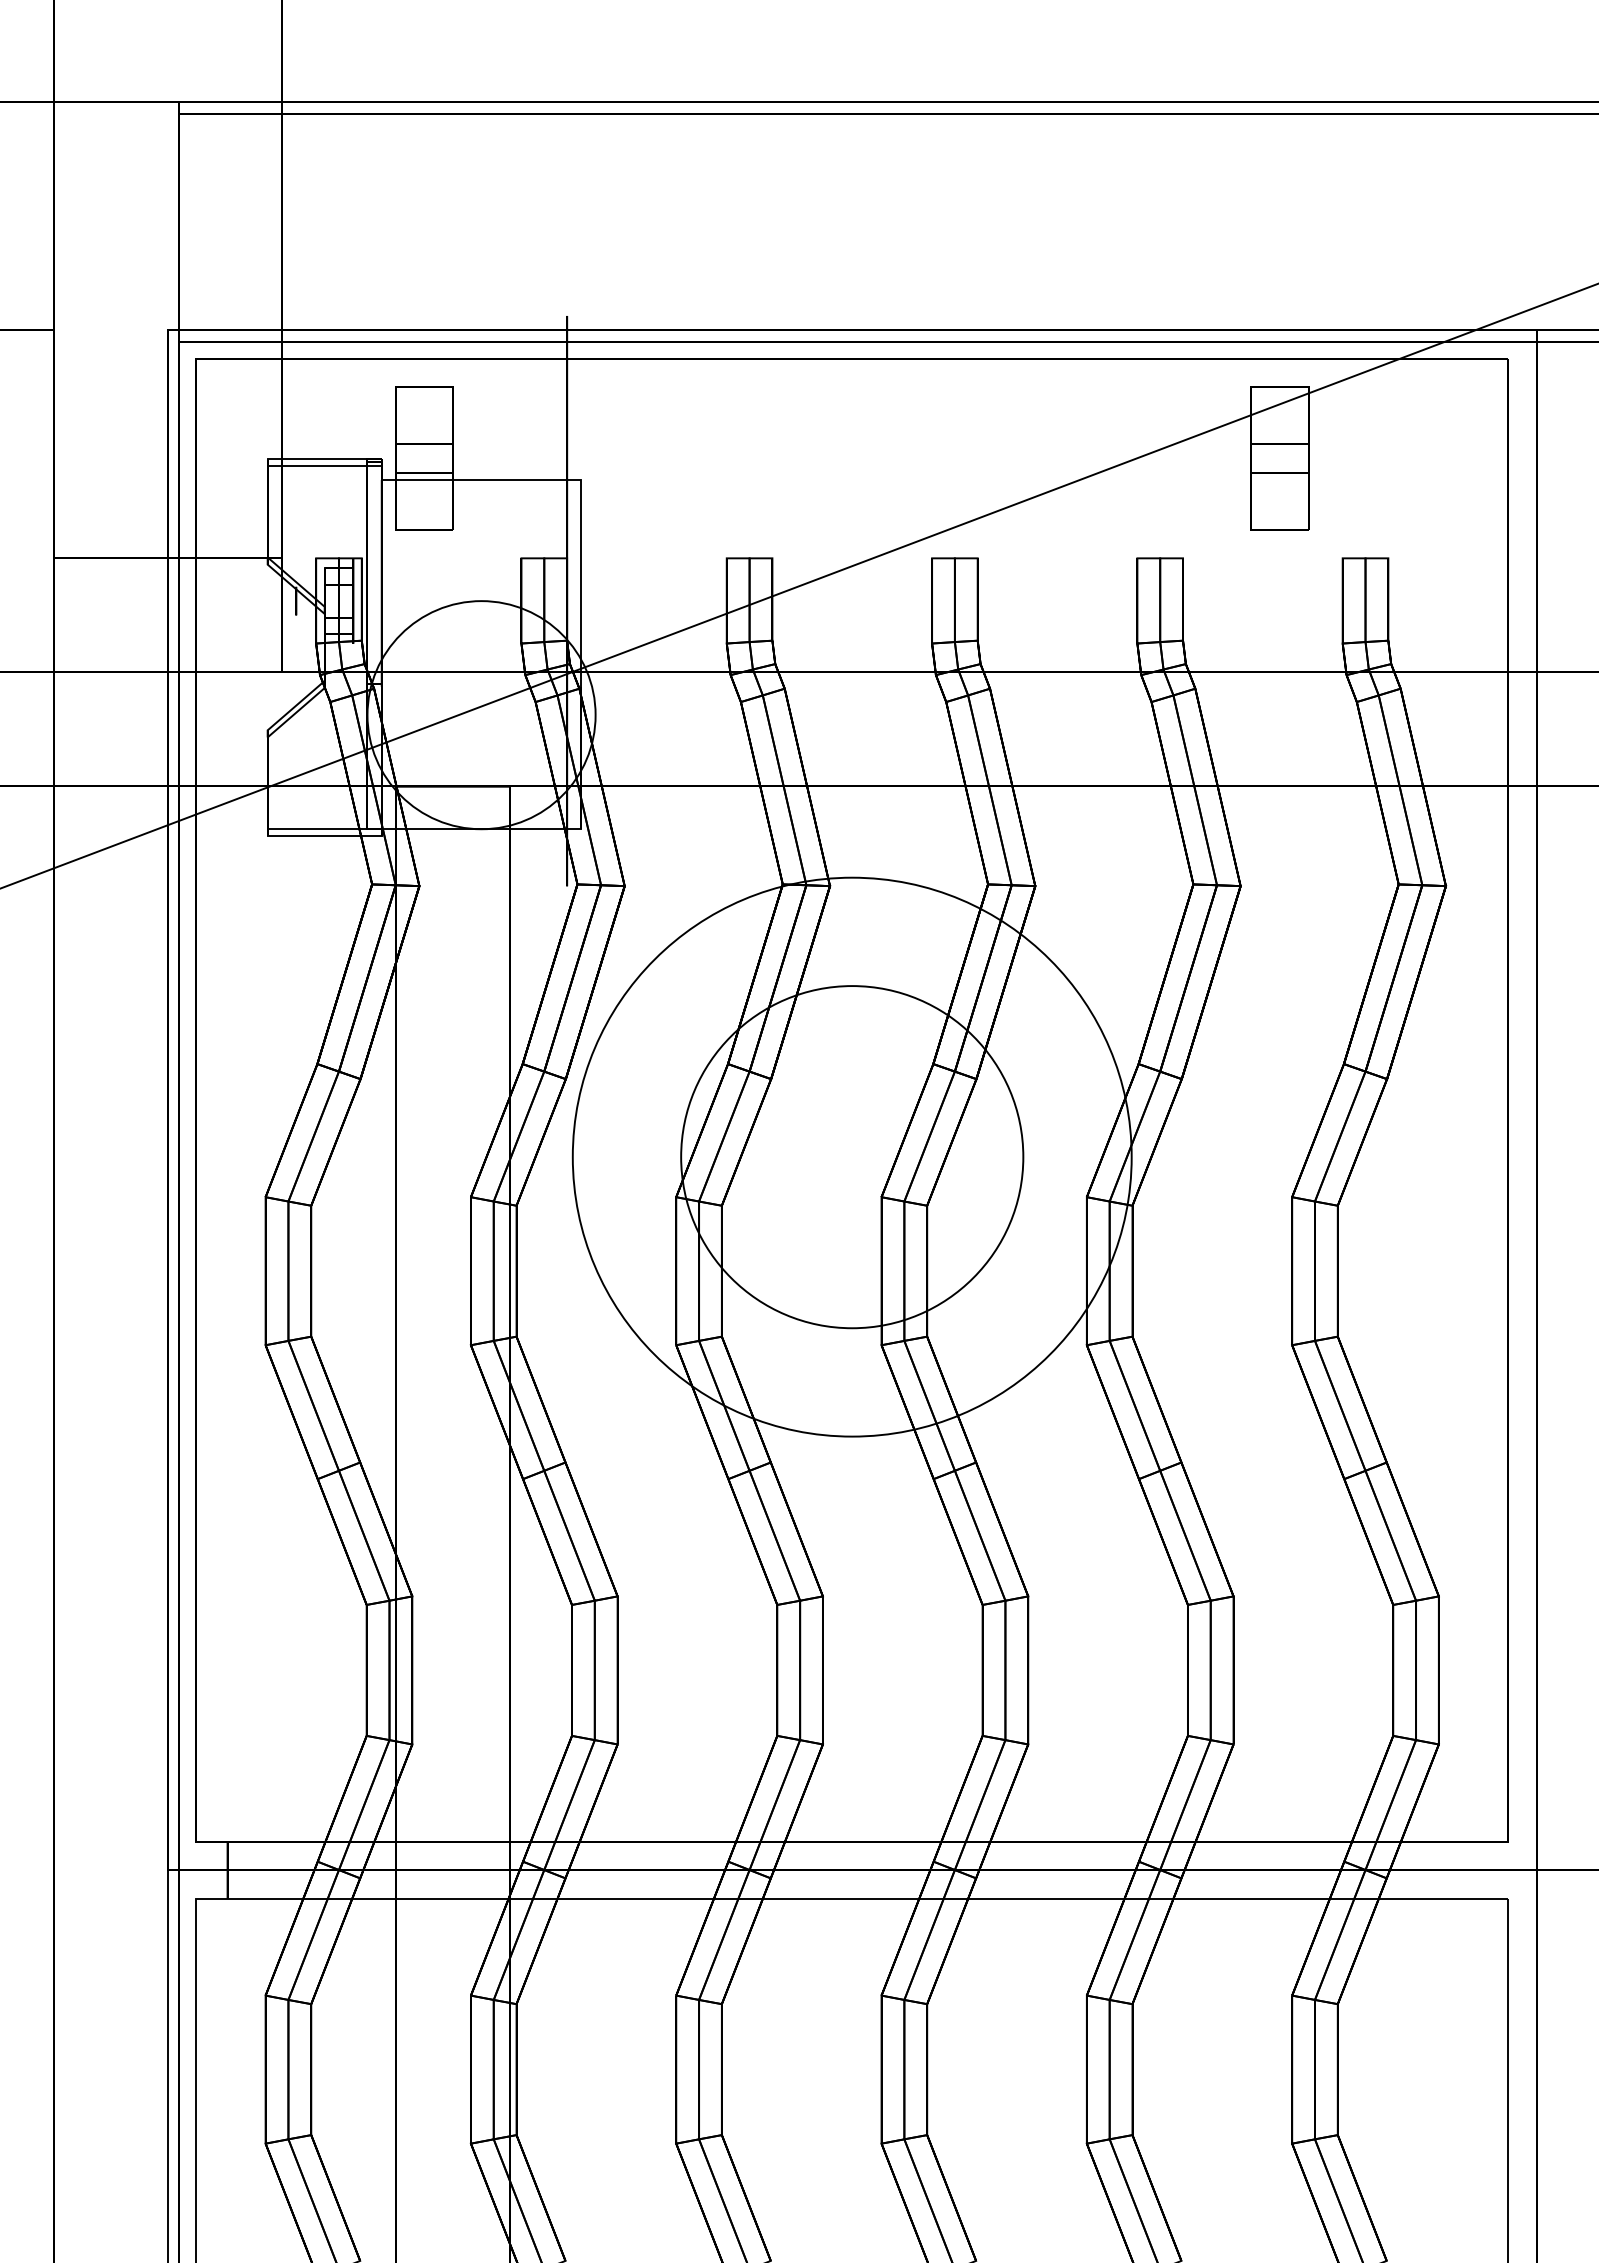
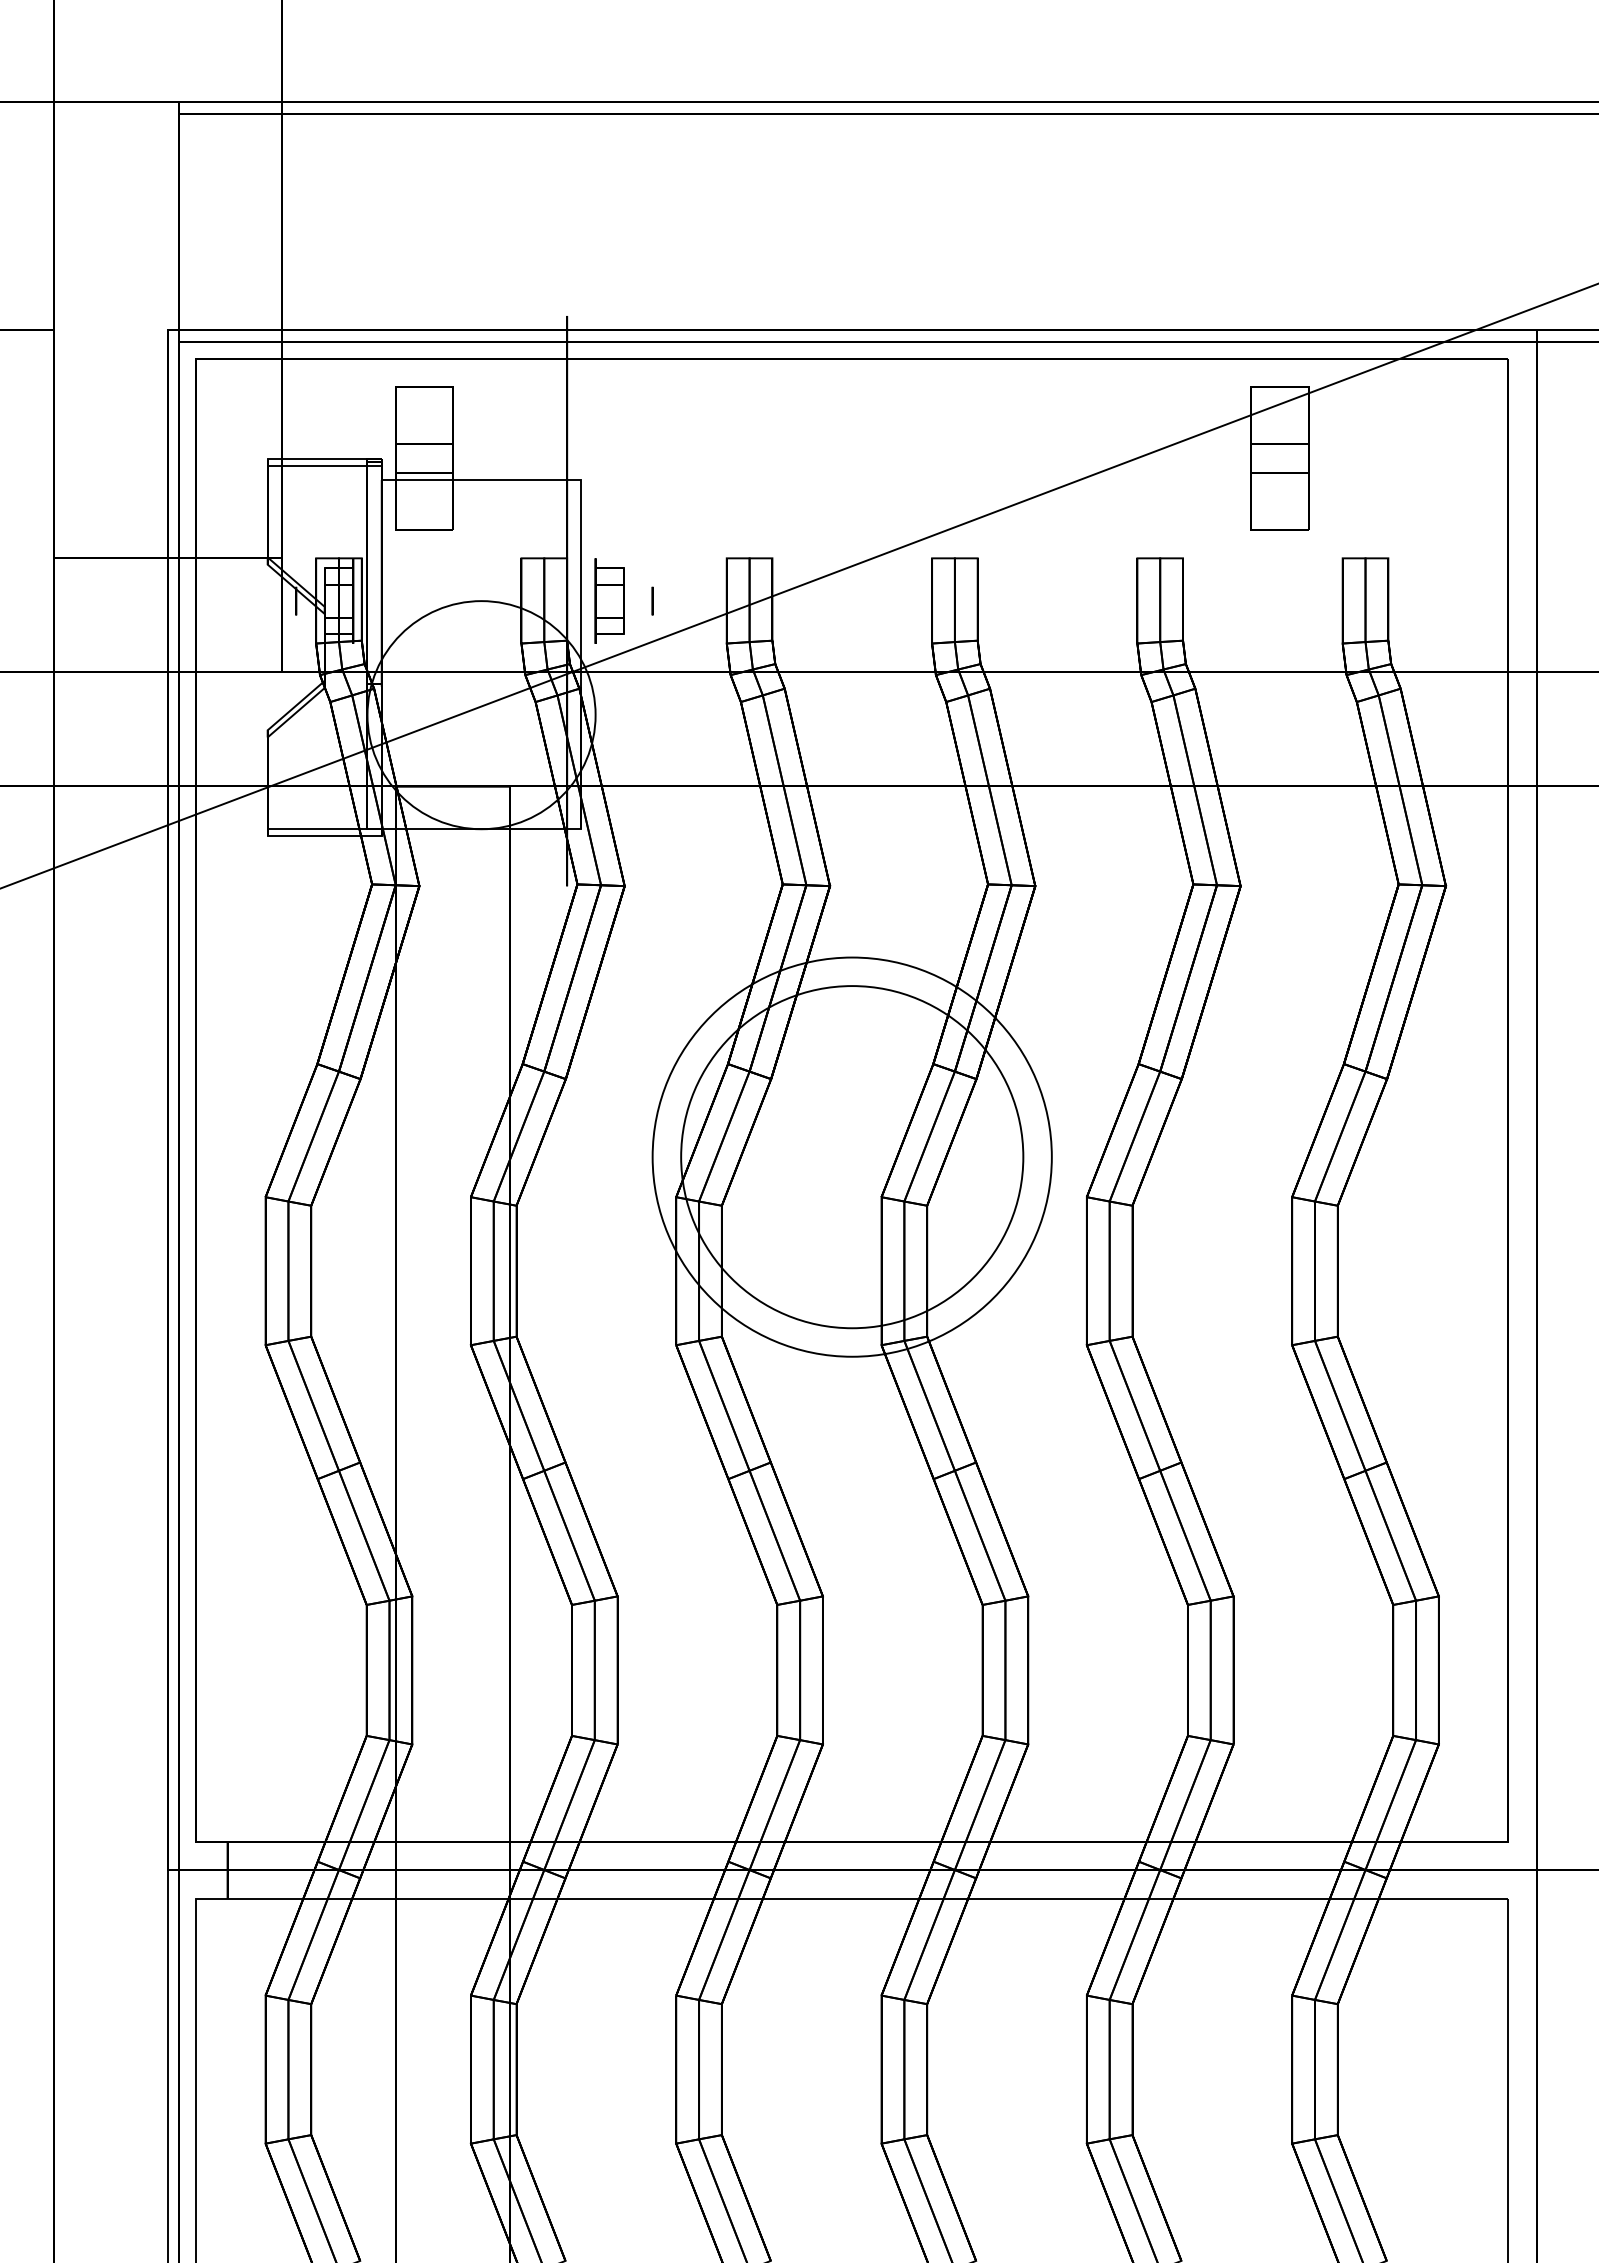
part: none -> present (609, 600)
circle: none -> present (652, 600)
circle diameter: 559 px -> 399 px (851, 1156)
